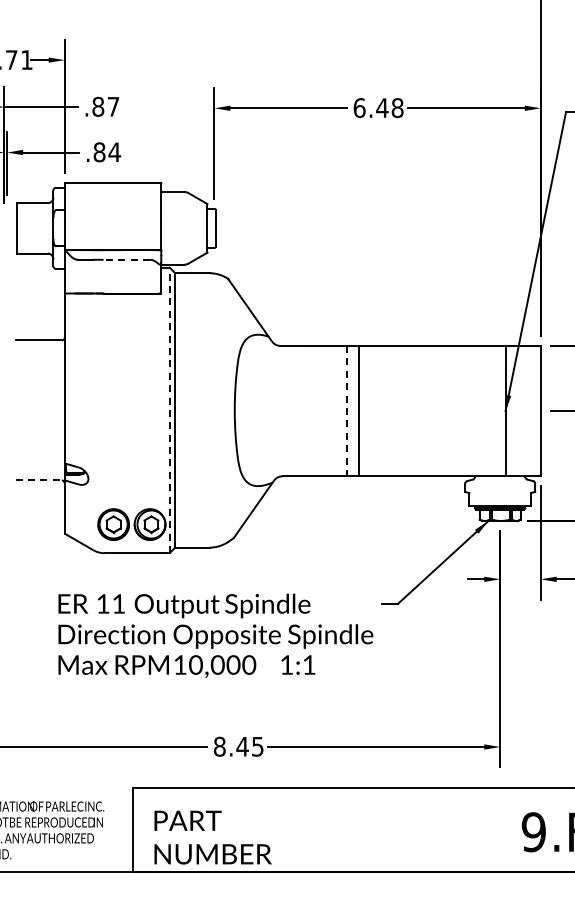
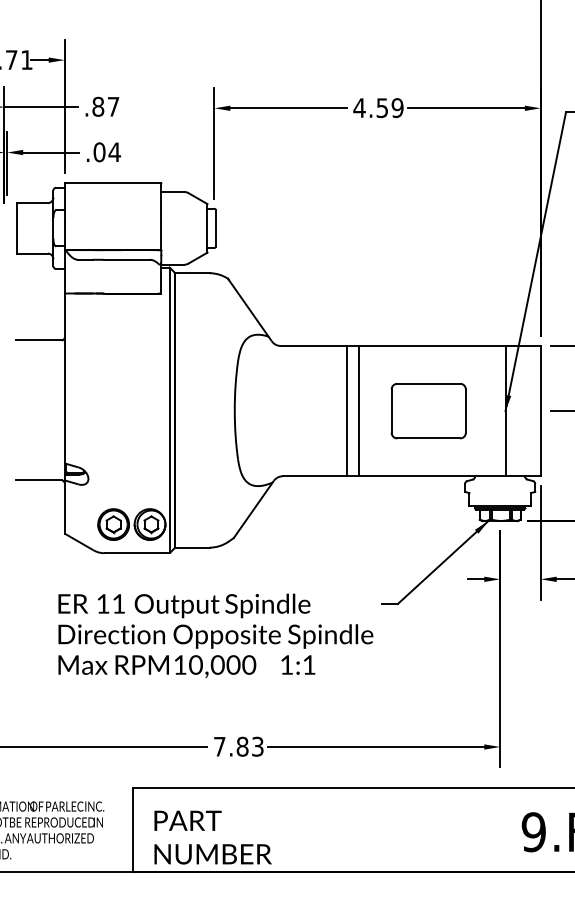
text: 6.48 -> 4.59 (378, 108)
text: .84 -> .04 (99, 151)
line: dashed -> solid (126, 259)
line: dashed -> solid (169, 410)
line: dashed -> solid (347, 411)
part: none -> present (428, 411)
line: dashed -> solid (39, 480)
text: 8.45 -> 7.83 (238, 746)
